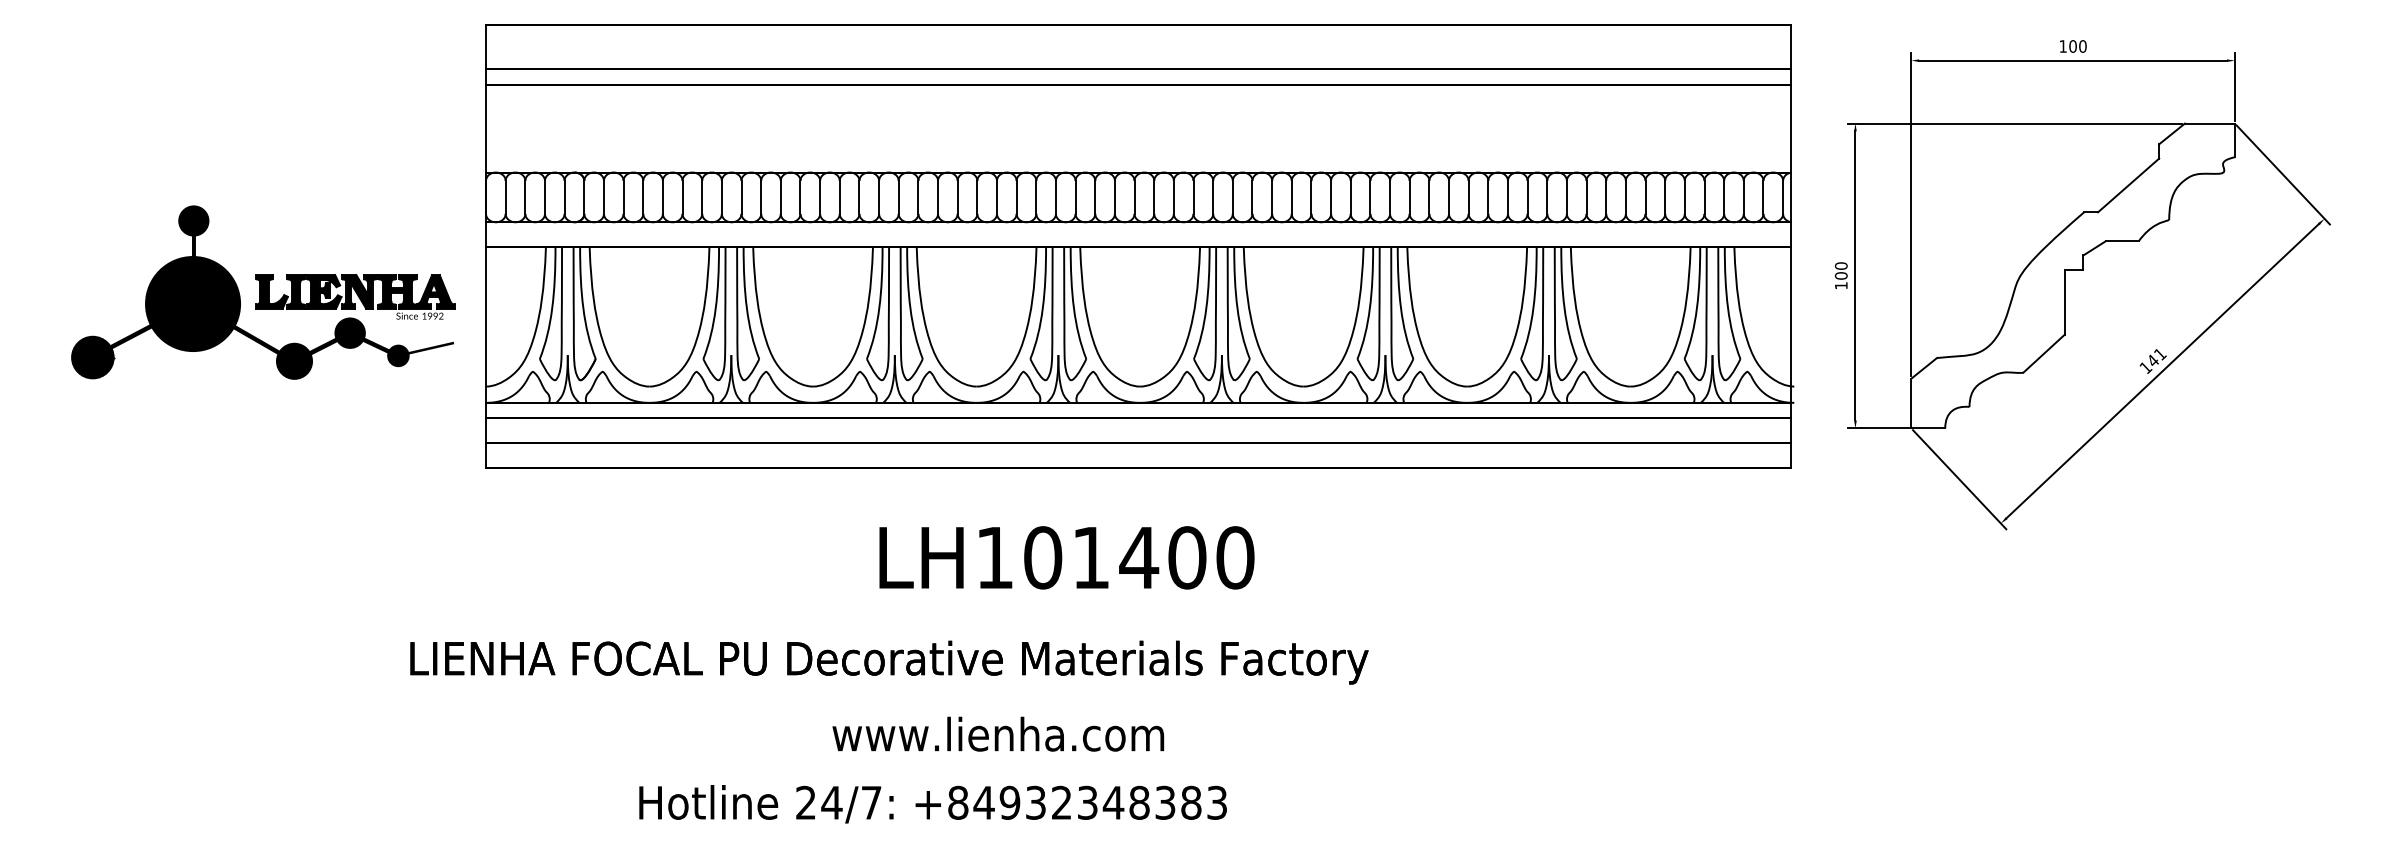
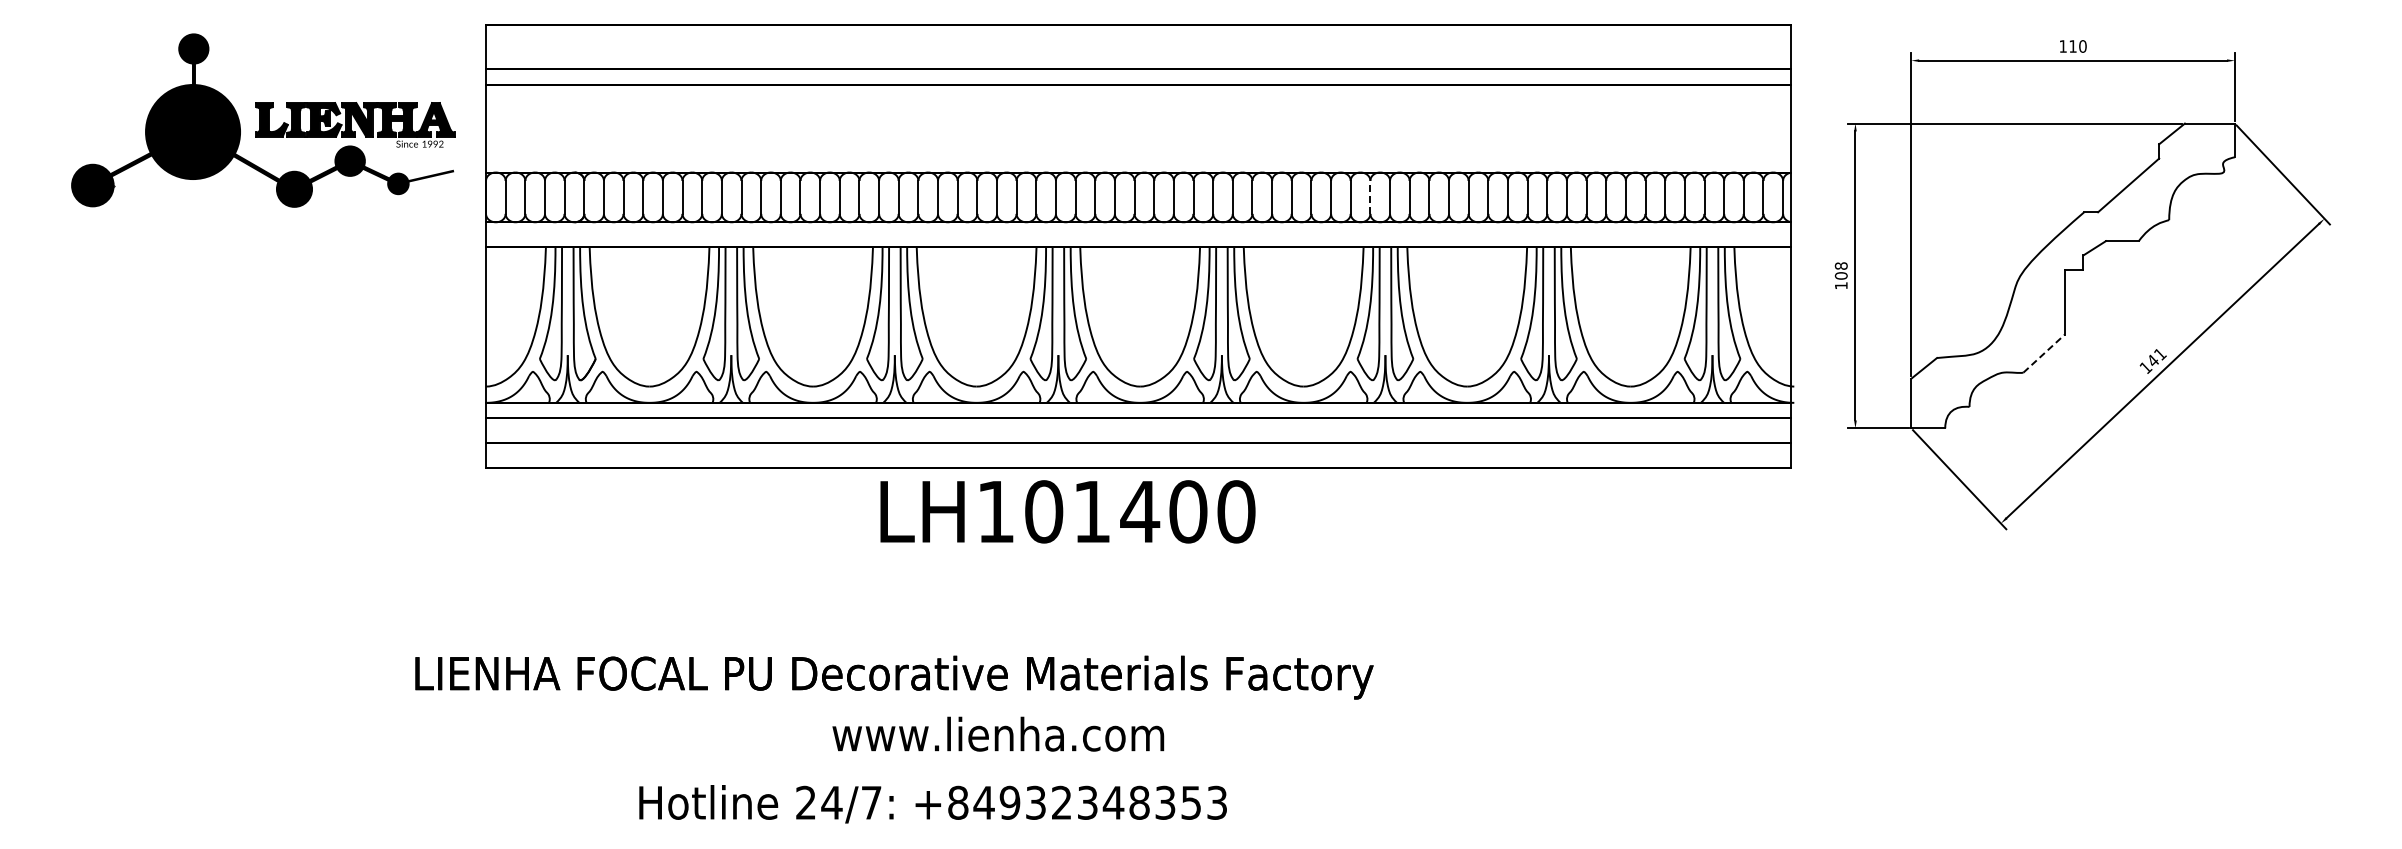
text: 100 -> 110 (2072, 46)
line: solid -> dashed (1370, 196)
text: 100 -> 108 (1841, 265)
part position: (263, 292) -> (263, 120) (263, 120)
line: solid -> dashed (2044, 353)
text position: (1066, 557) -> (1067, 511) (1067, 511)
text position: (889, 662) -> (894, 677) (894, 677)
text: +84932348383 -> +84932348353 (1191, 802)
